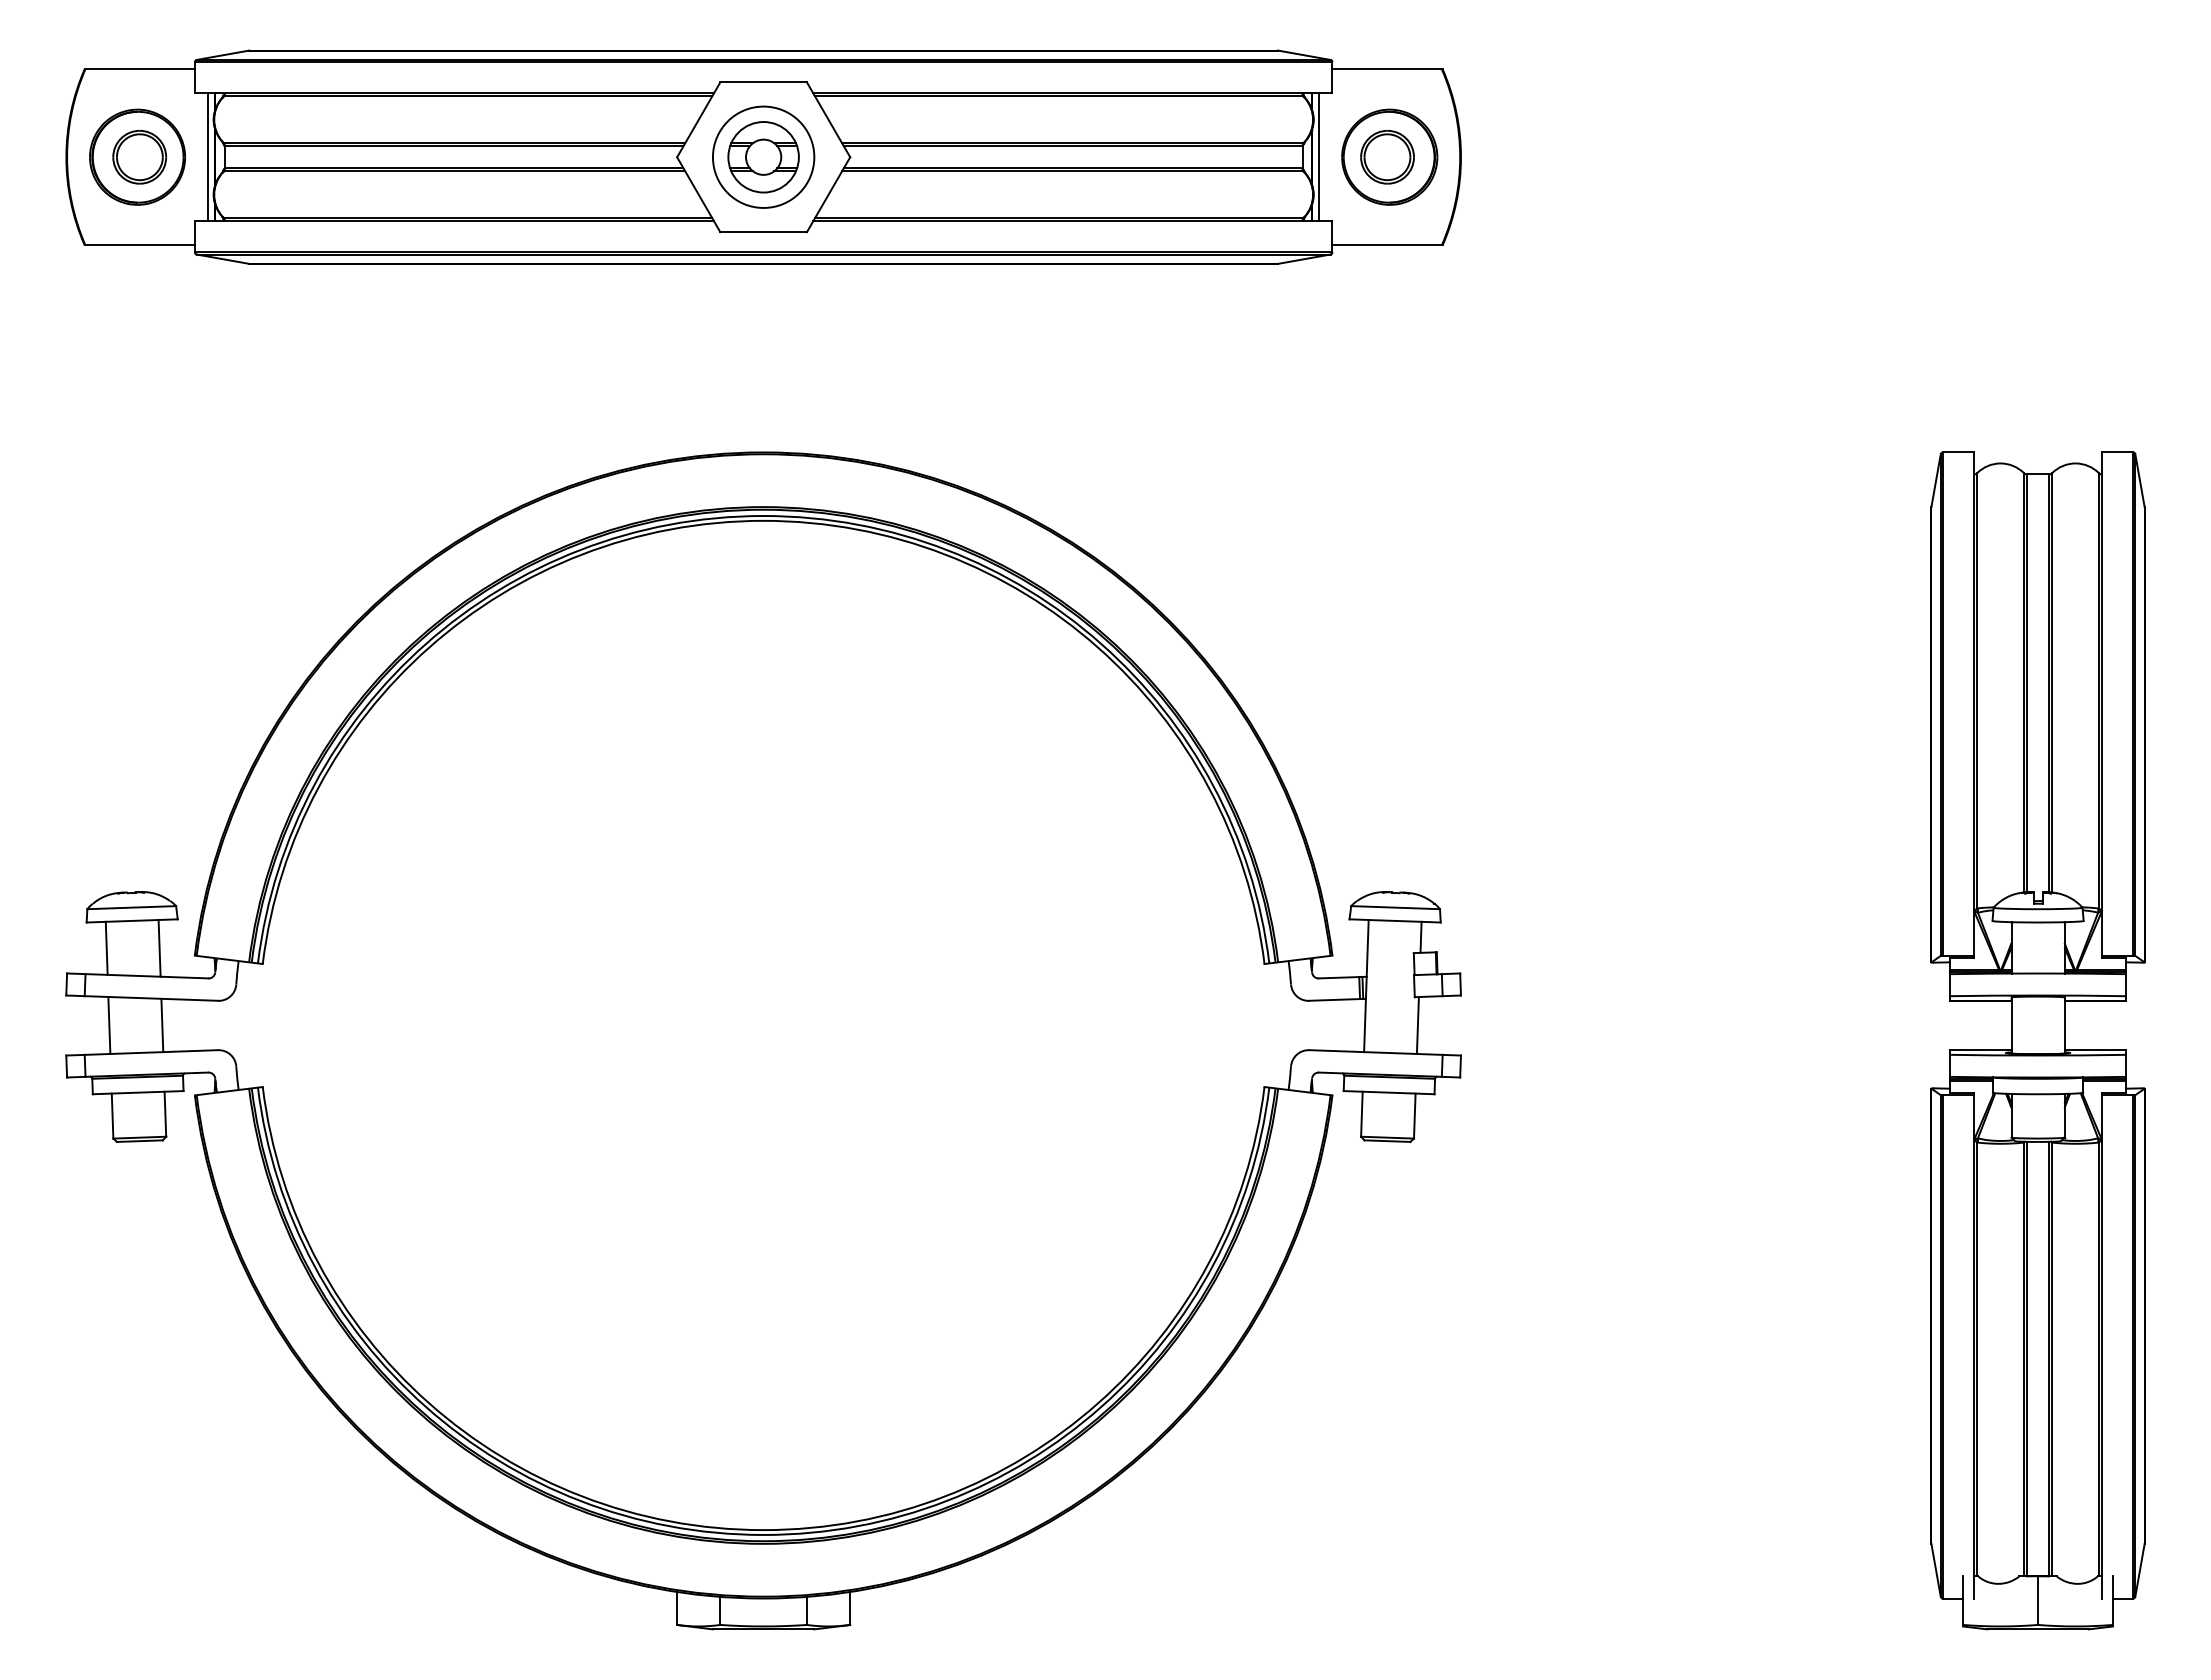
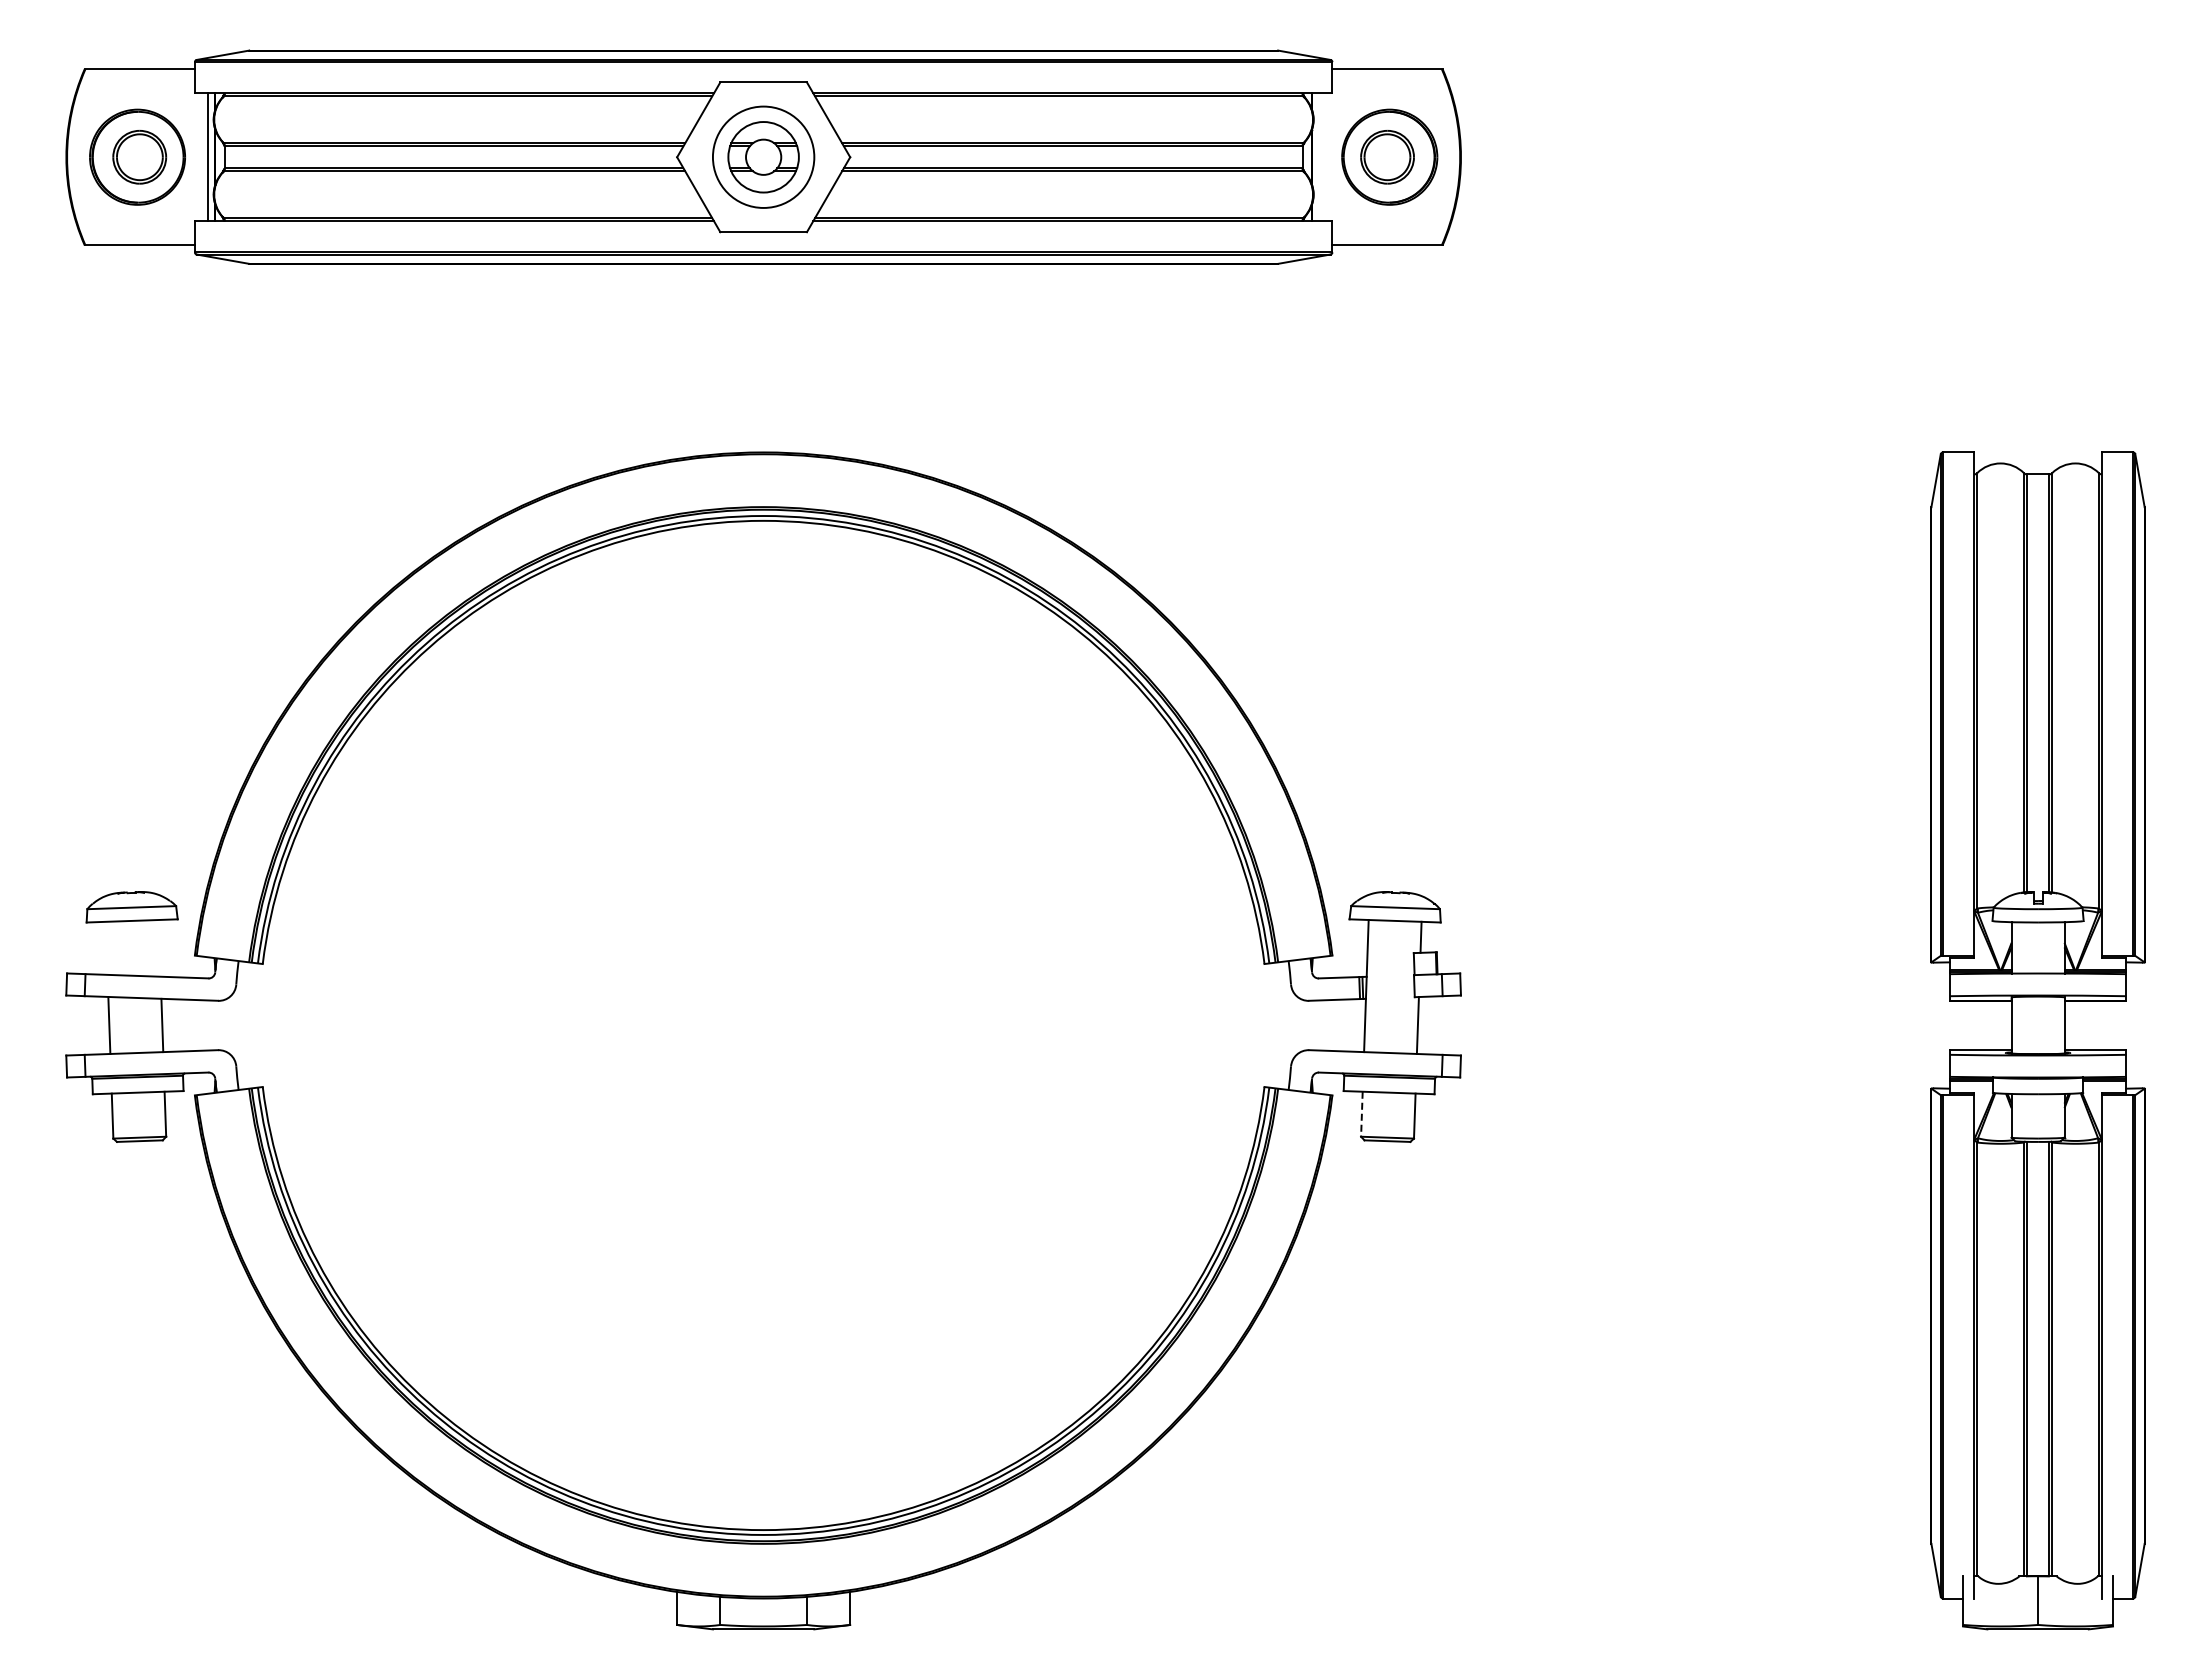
line: present -> none (1318, 157)
line: present -> none (106, 947)
line: present -> none (159, 947)
line: solid -> dashed (1361, 1114)
